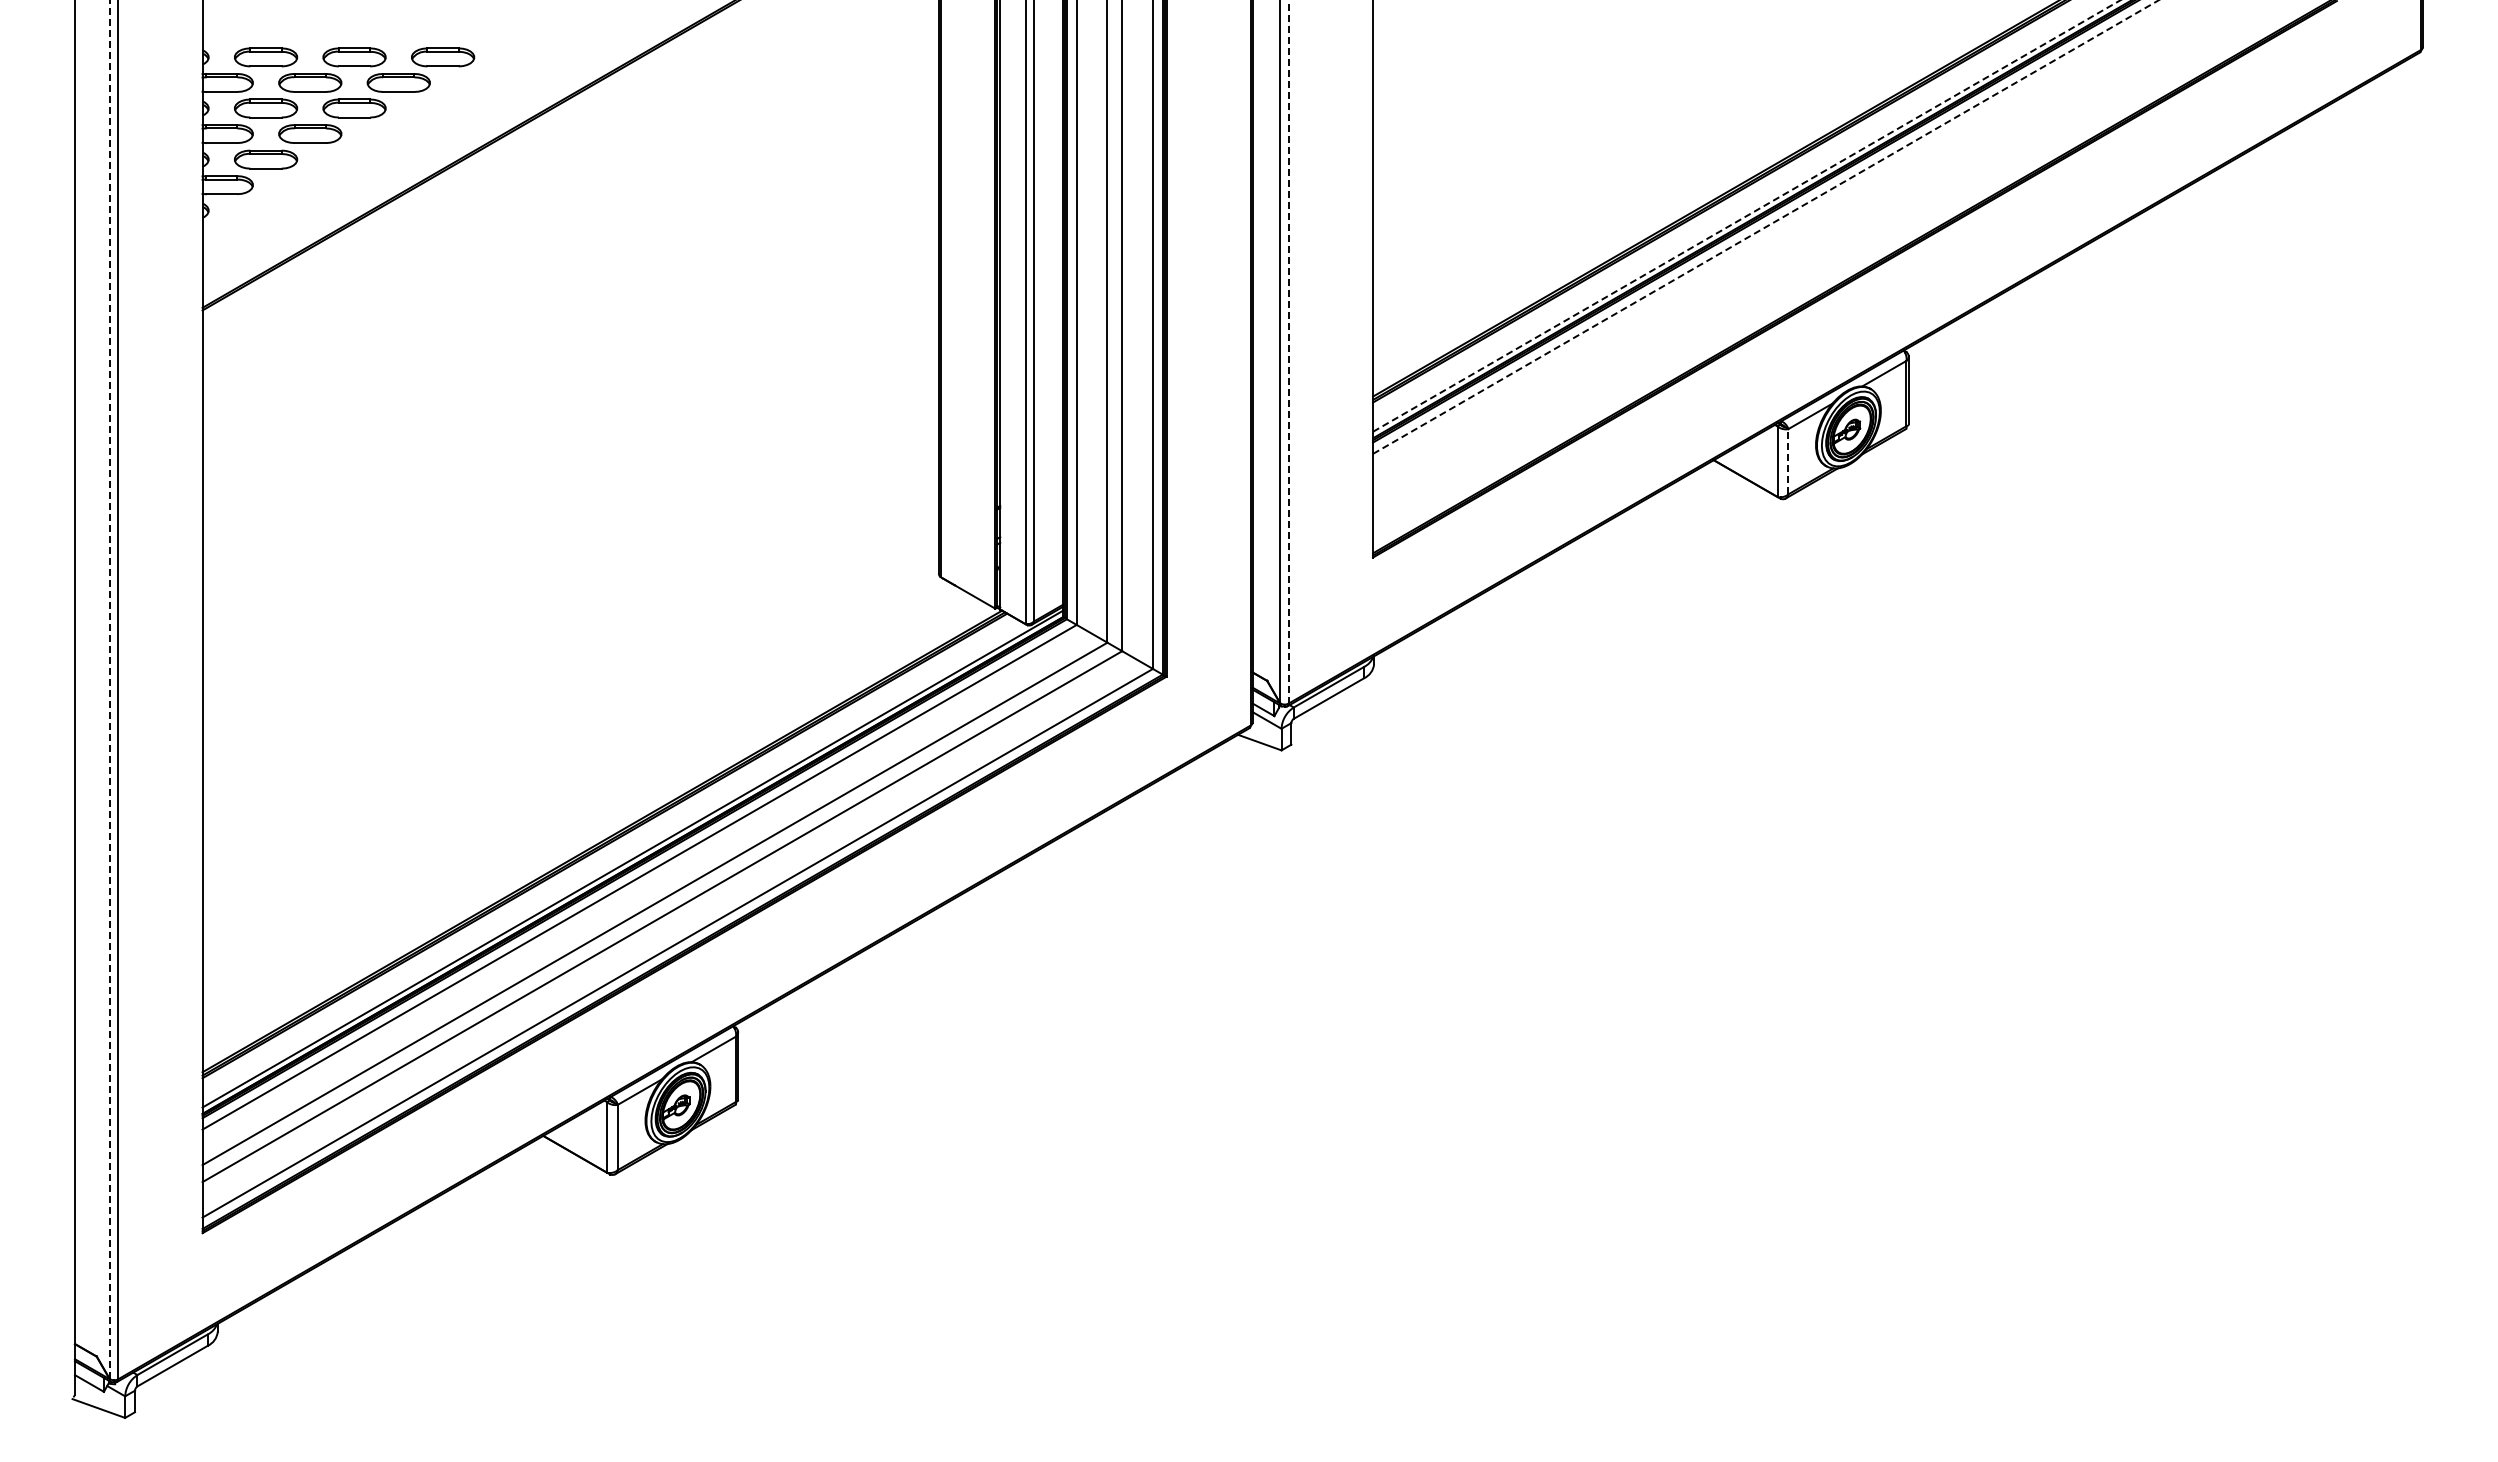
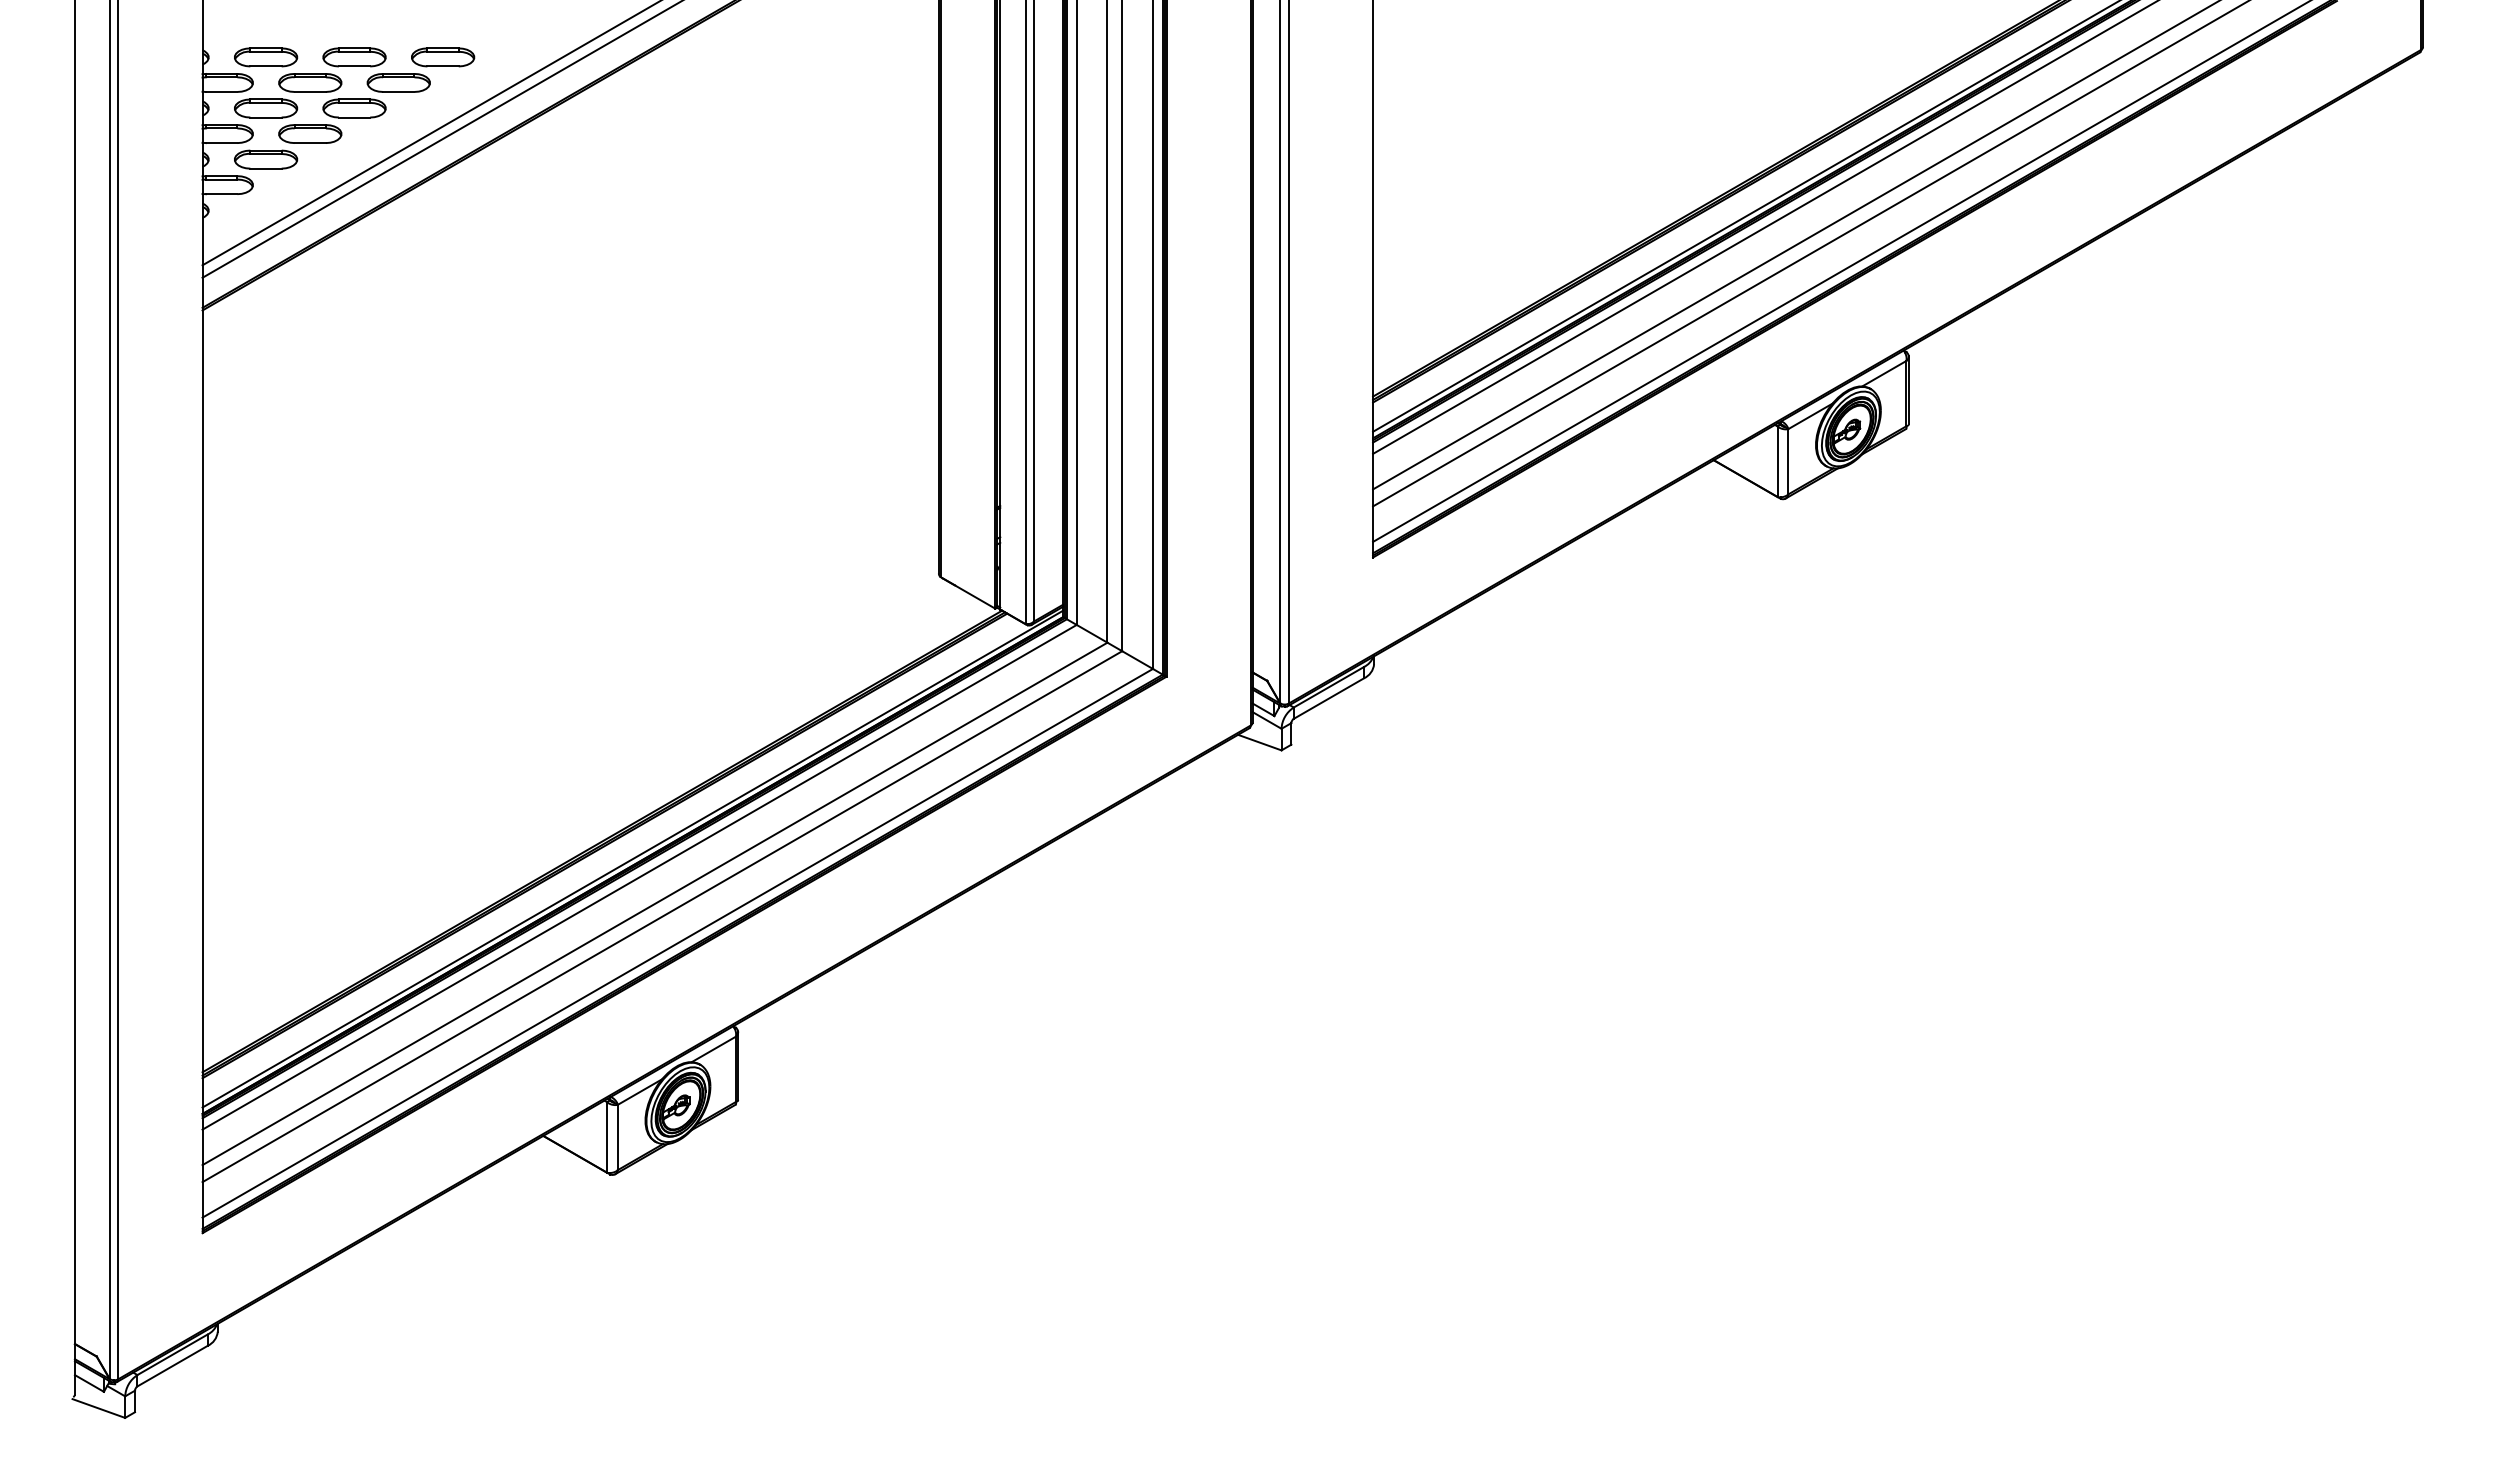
line: none -> present (430, 133)
line: none -> present (440, 139)
line: dashed -> solid (1747, 215)
line: dashed -> solid (1766, 227)
line: none -> present (1795, 245)
line: none -> present (1809, 254)
line: none -> present (1840, 271)
line: dashed -> solid (1288, 351)
line: dashed -> solid (1788, 461)
line: dashed -> solid (109, 689)
